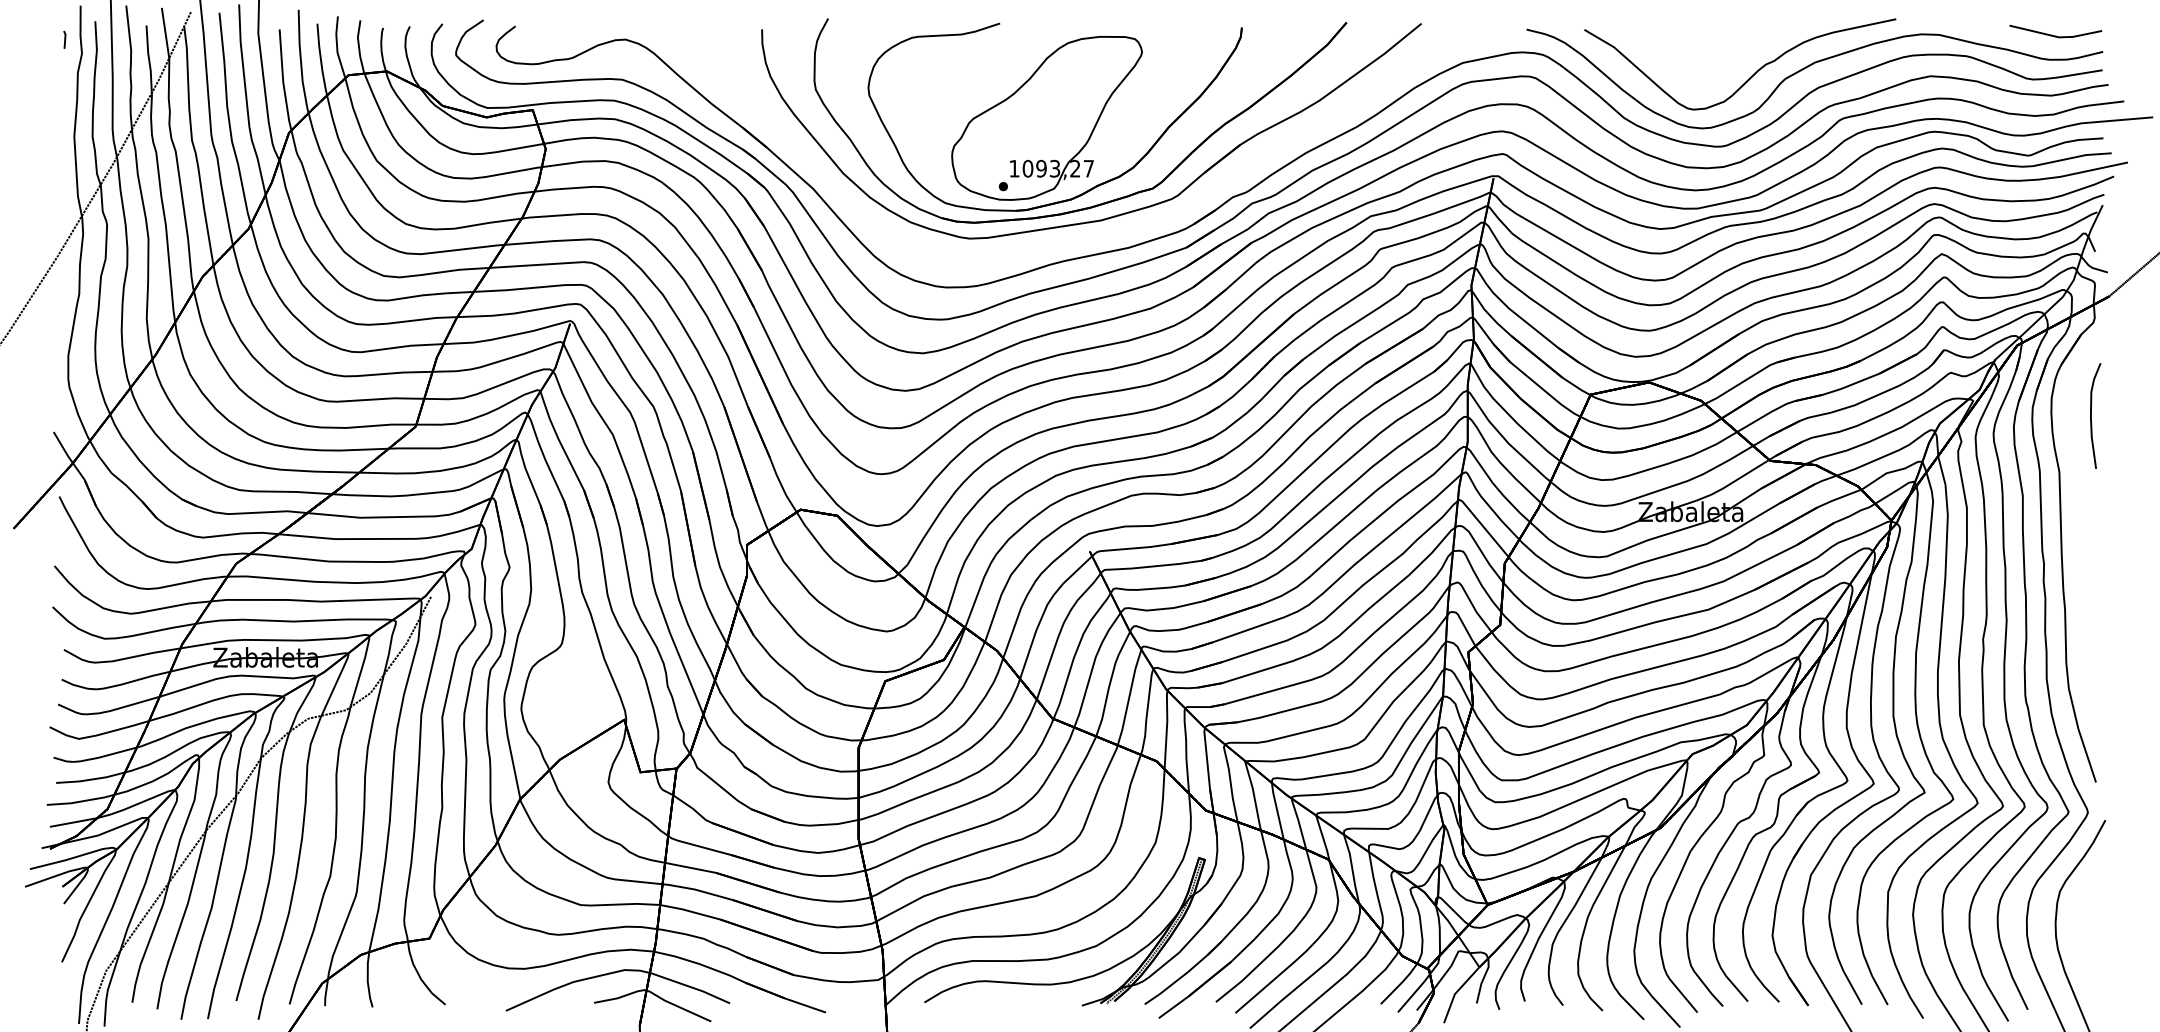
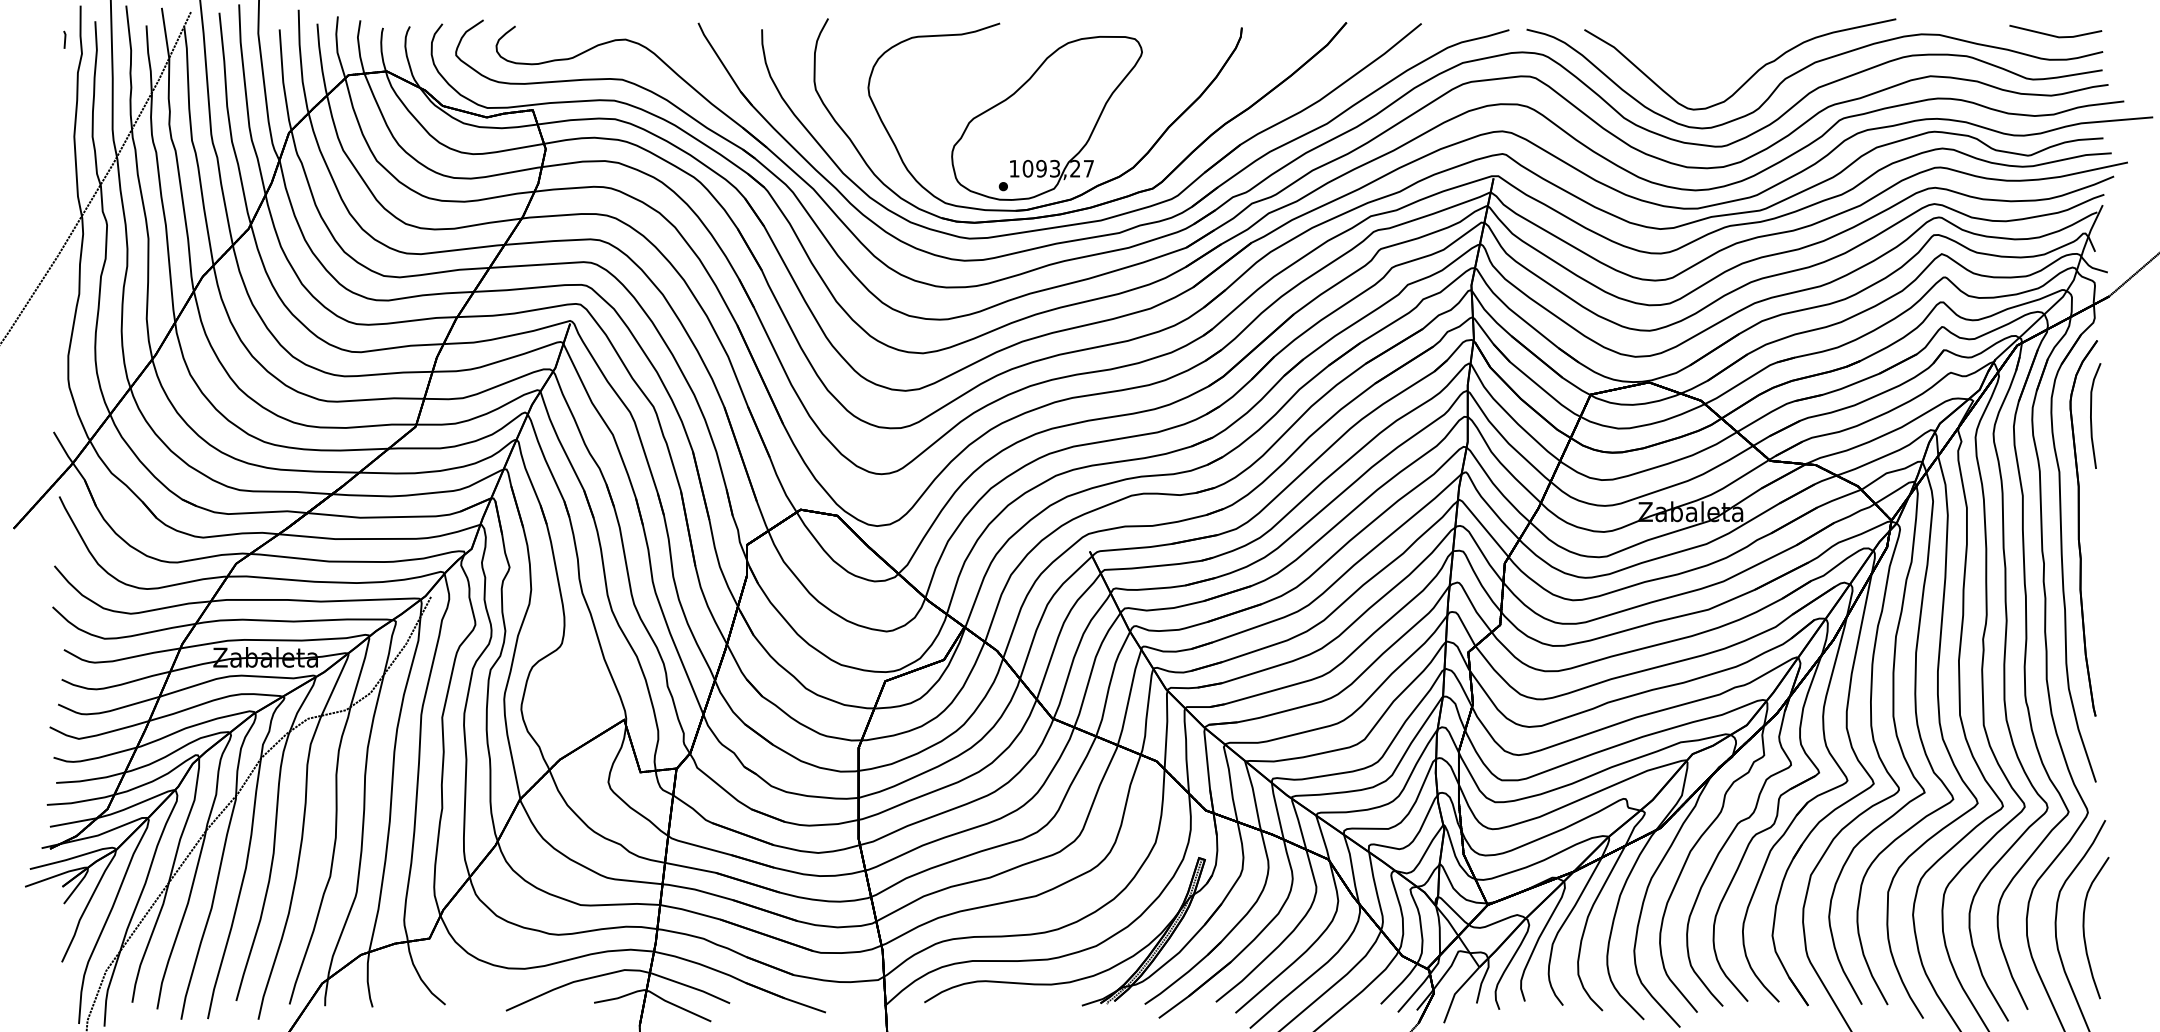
part: none -> present (1133, 226)
part: none -> present (2083, 528)
curve: none -> present (2084, 927)
